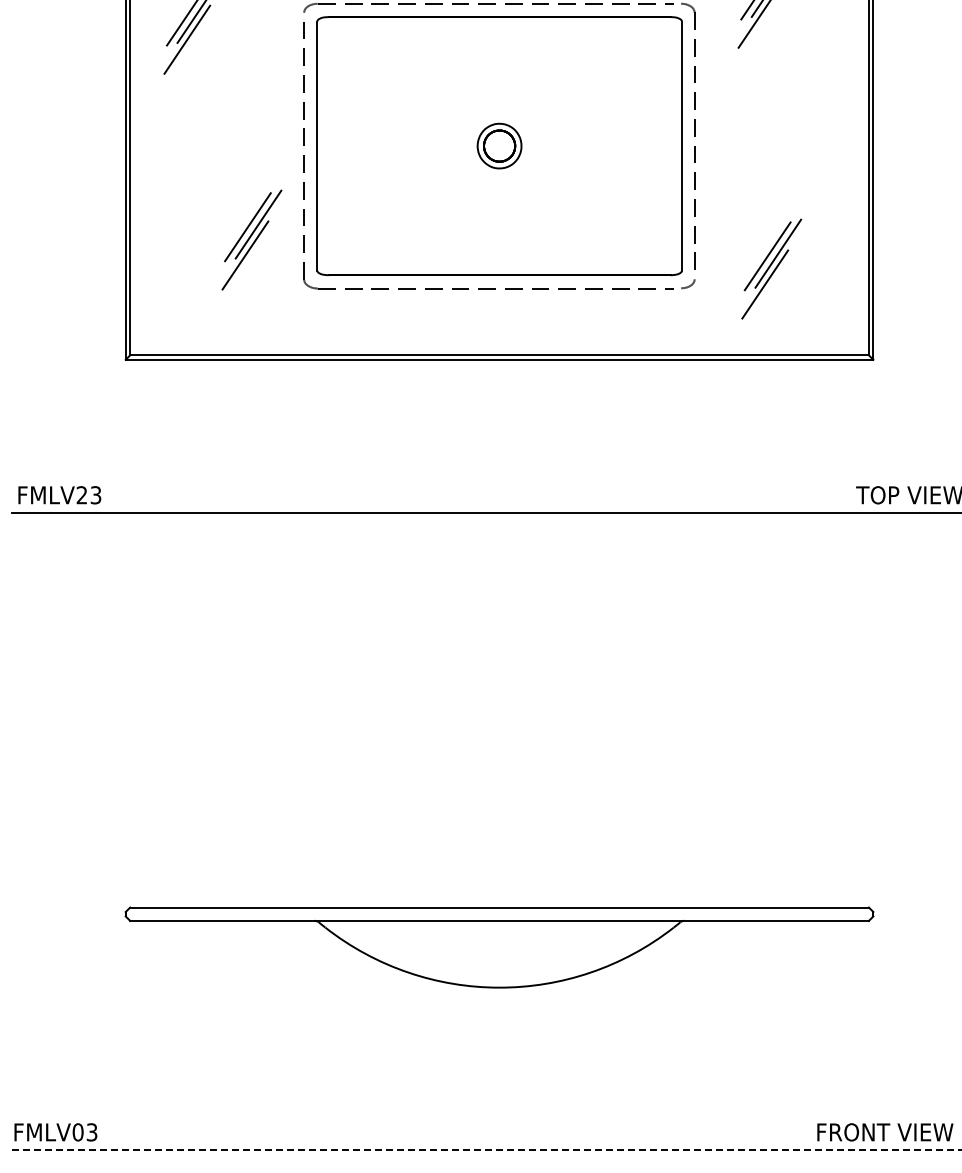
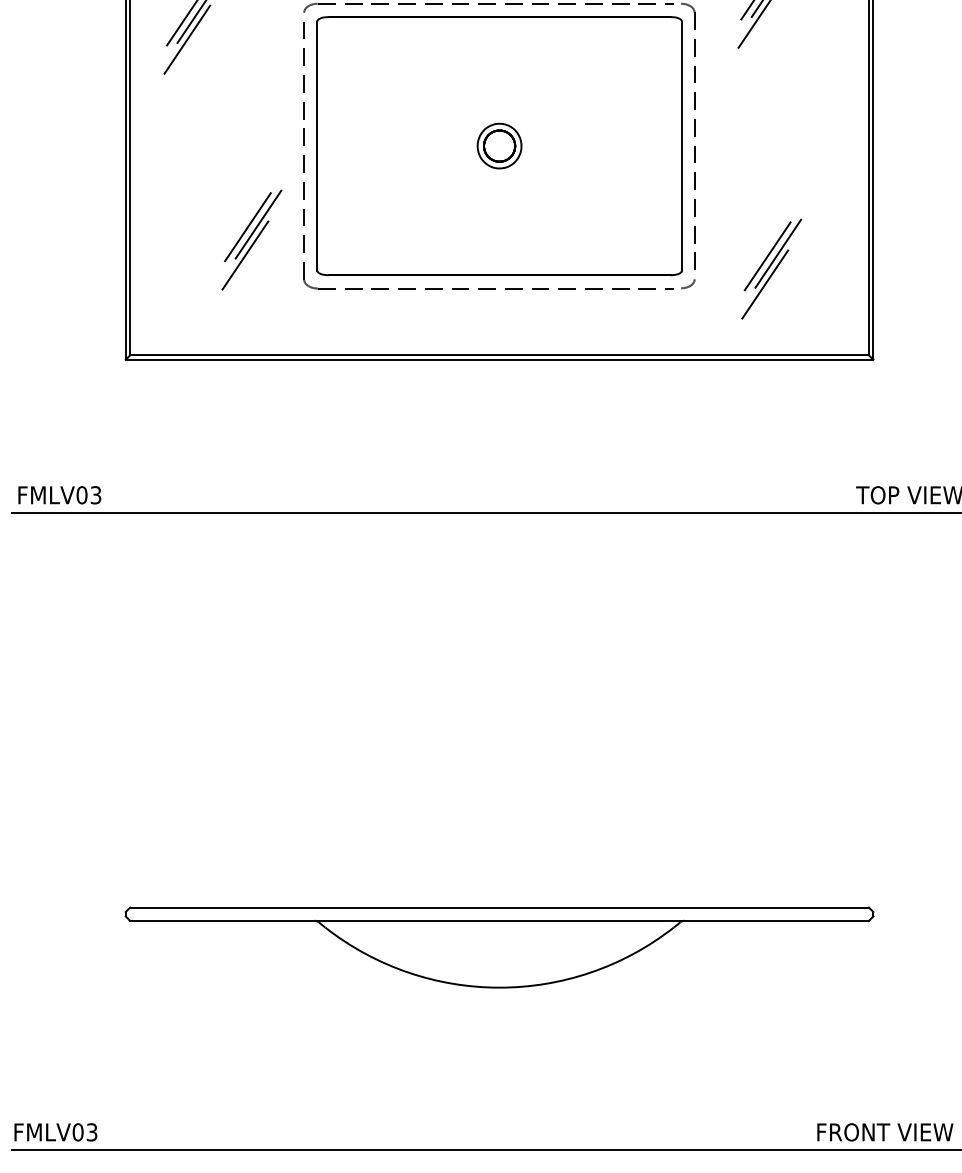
text: FMLV23 -> FMLV03 (81, 495)
line: dashed -> solid (487, 1150)
